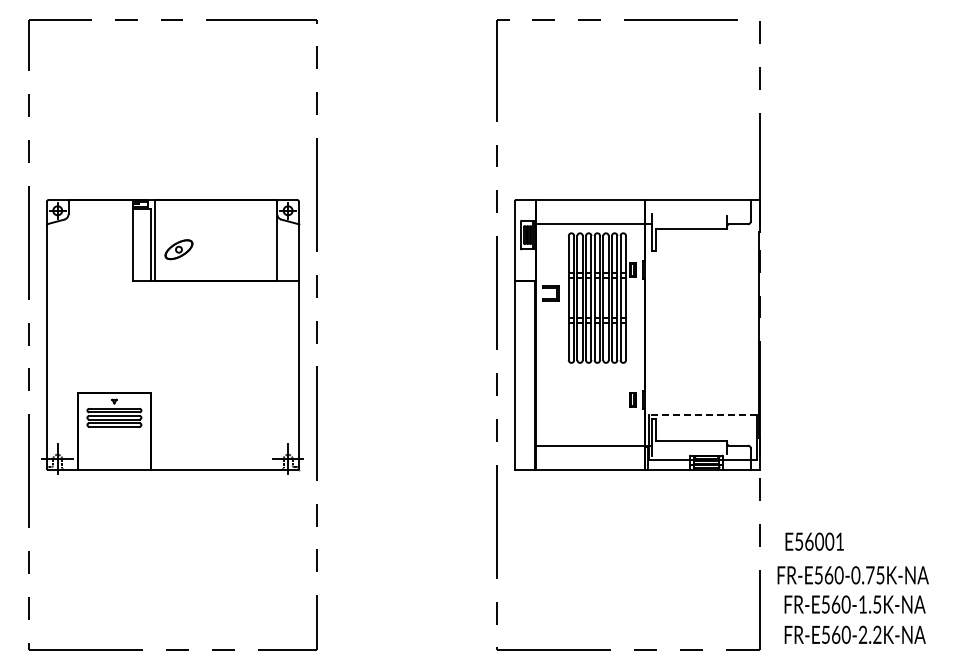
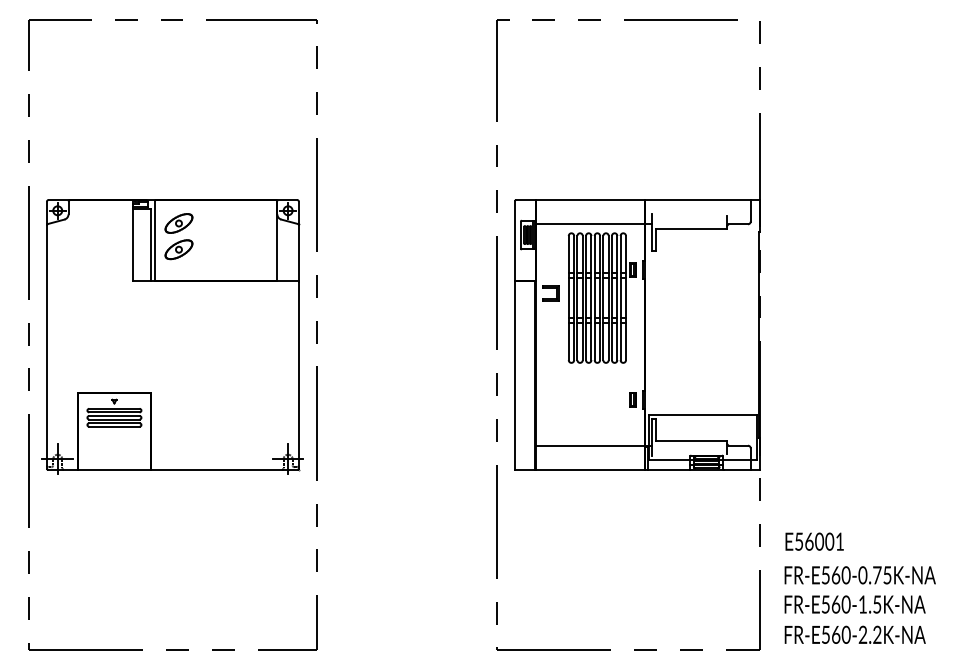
part: none -> present (178, 223)
line: dashed -> solid (702, 415)
text position: (852, 575) -> (859, 575) (859, 575)
